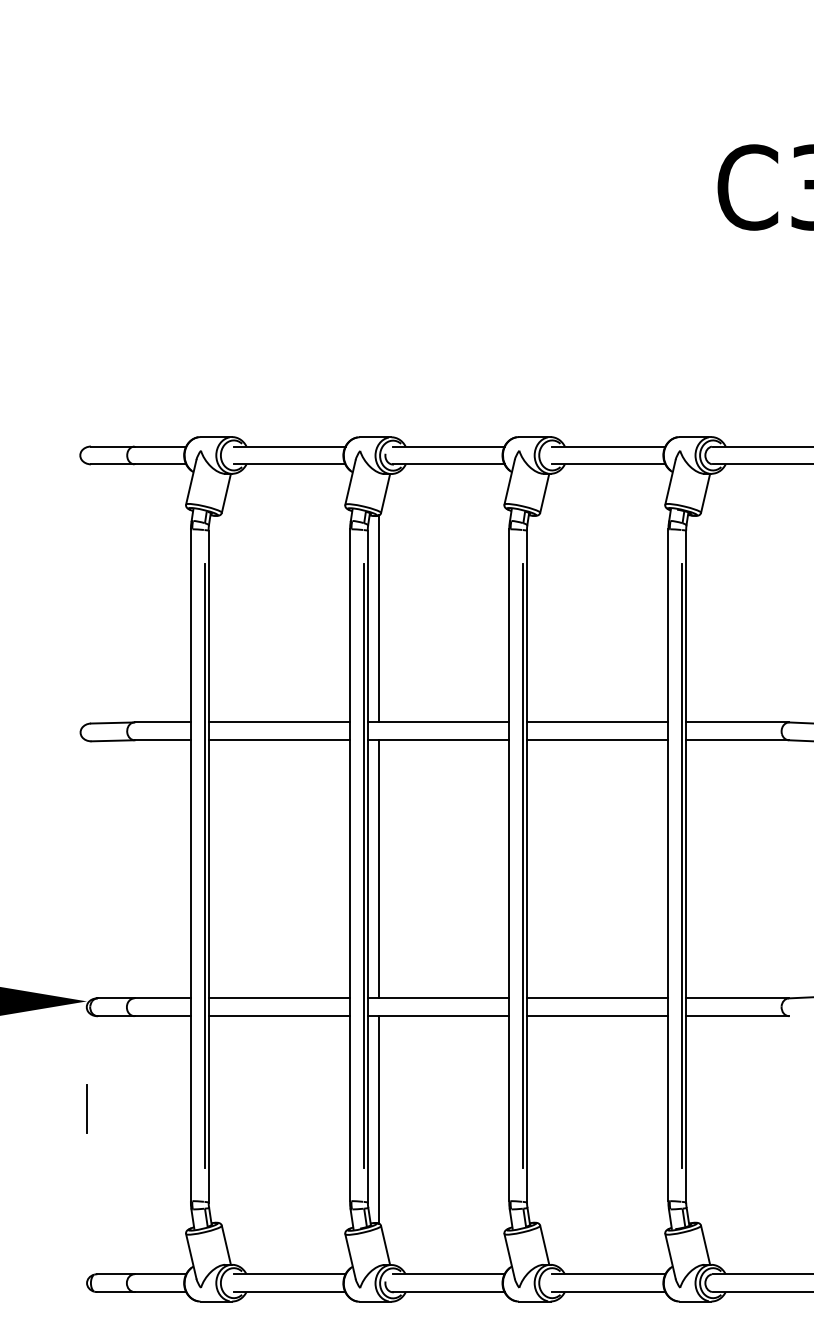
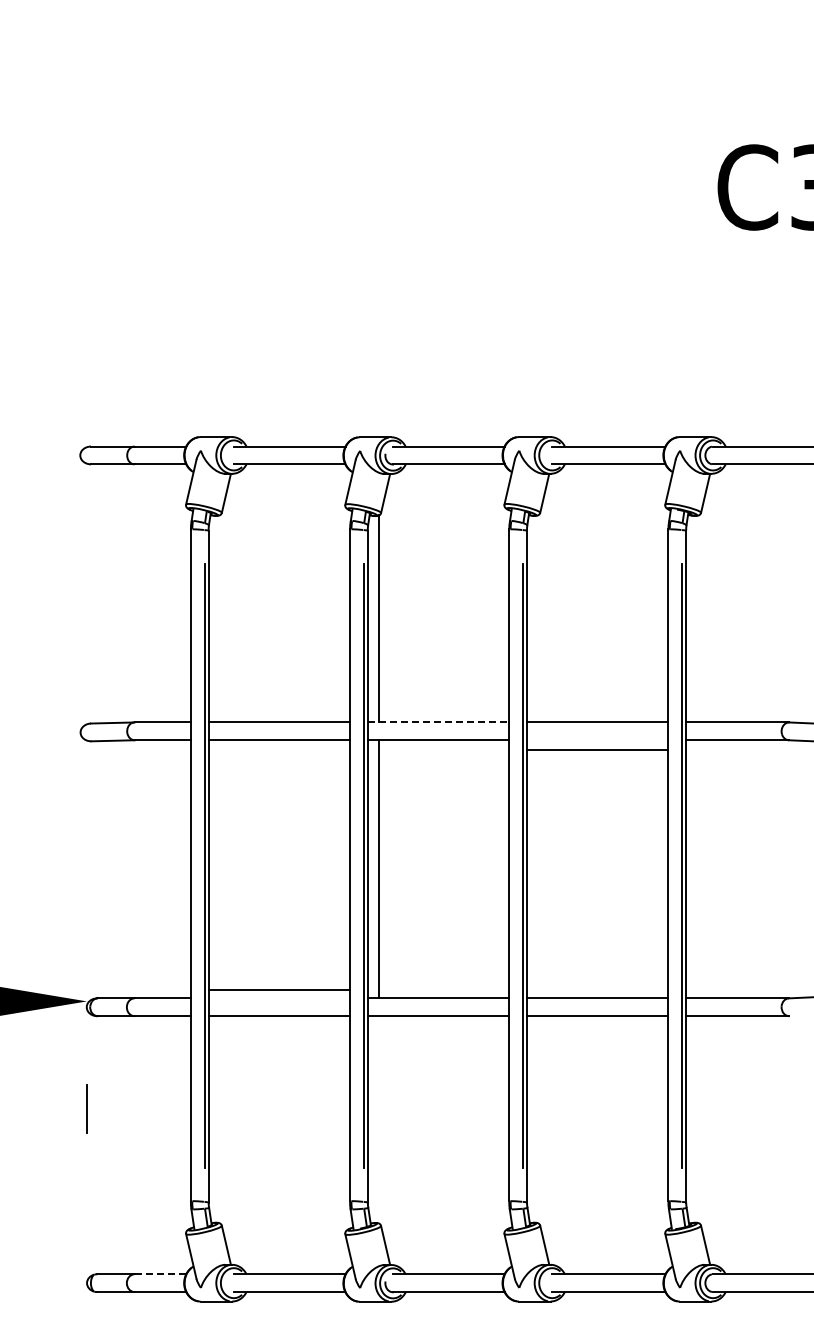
line: solid -> dashed (438, 722)
line position: (597, 740) -> (597, 750) (597, 750)
line position: (279, 998) -> (279, 990) (279, 990)
line: present -> none (379, 1119)
line: solid -> dashed (160, 1274)
